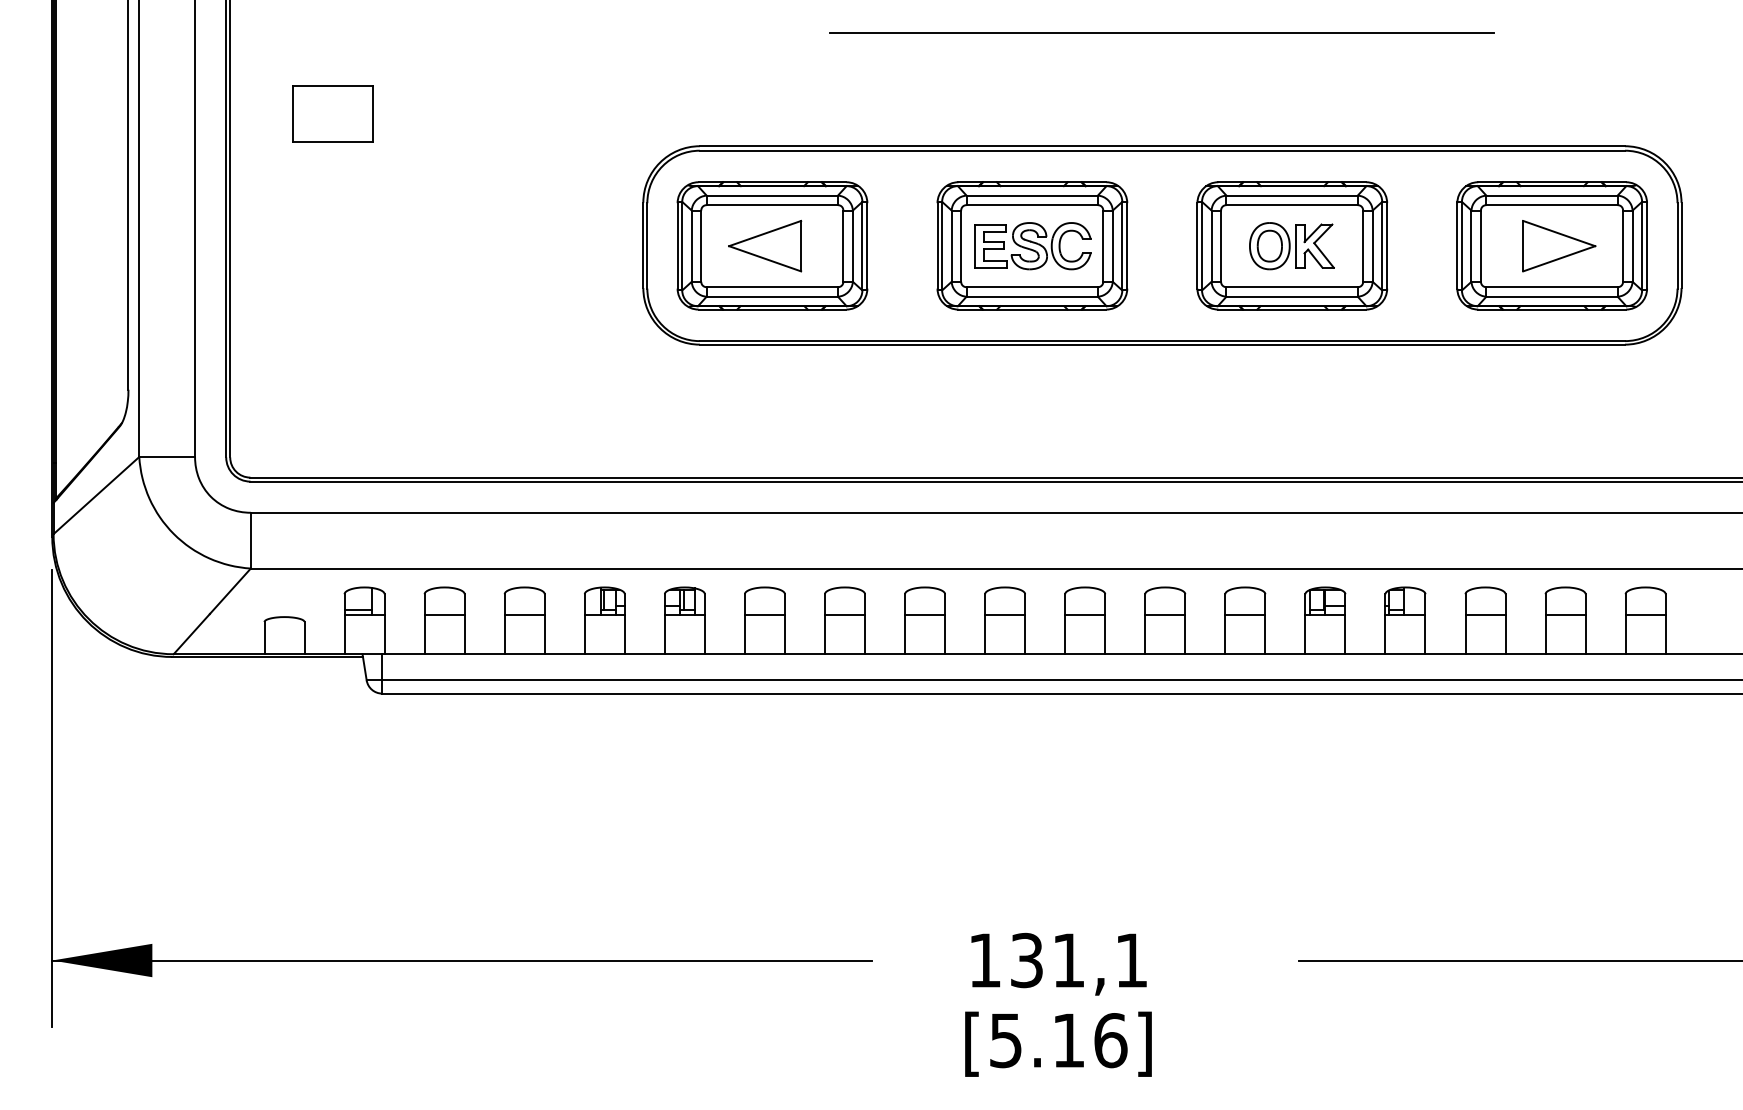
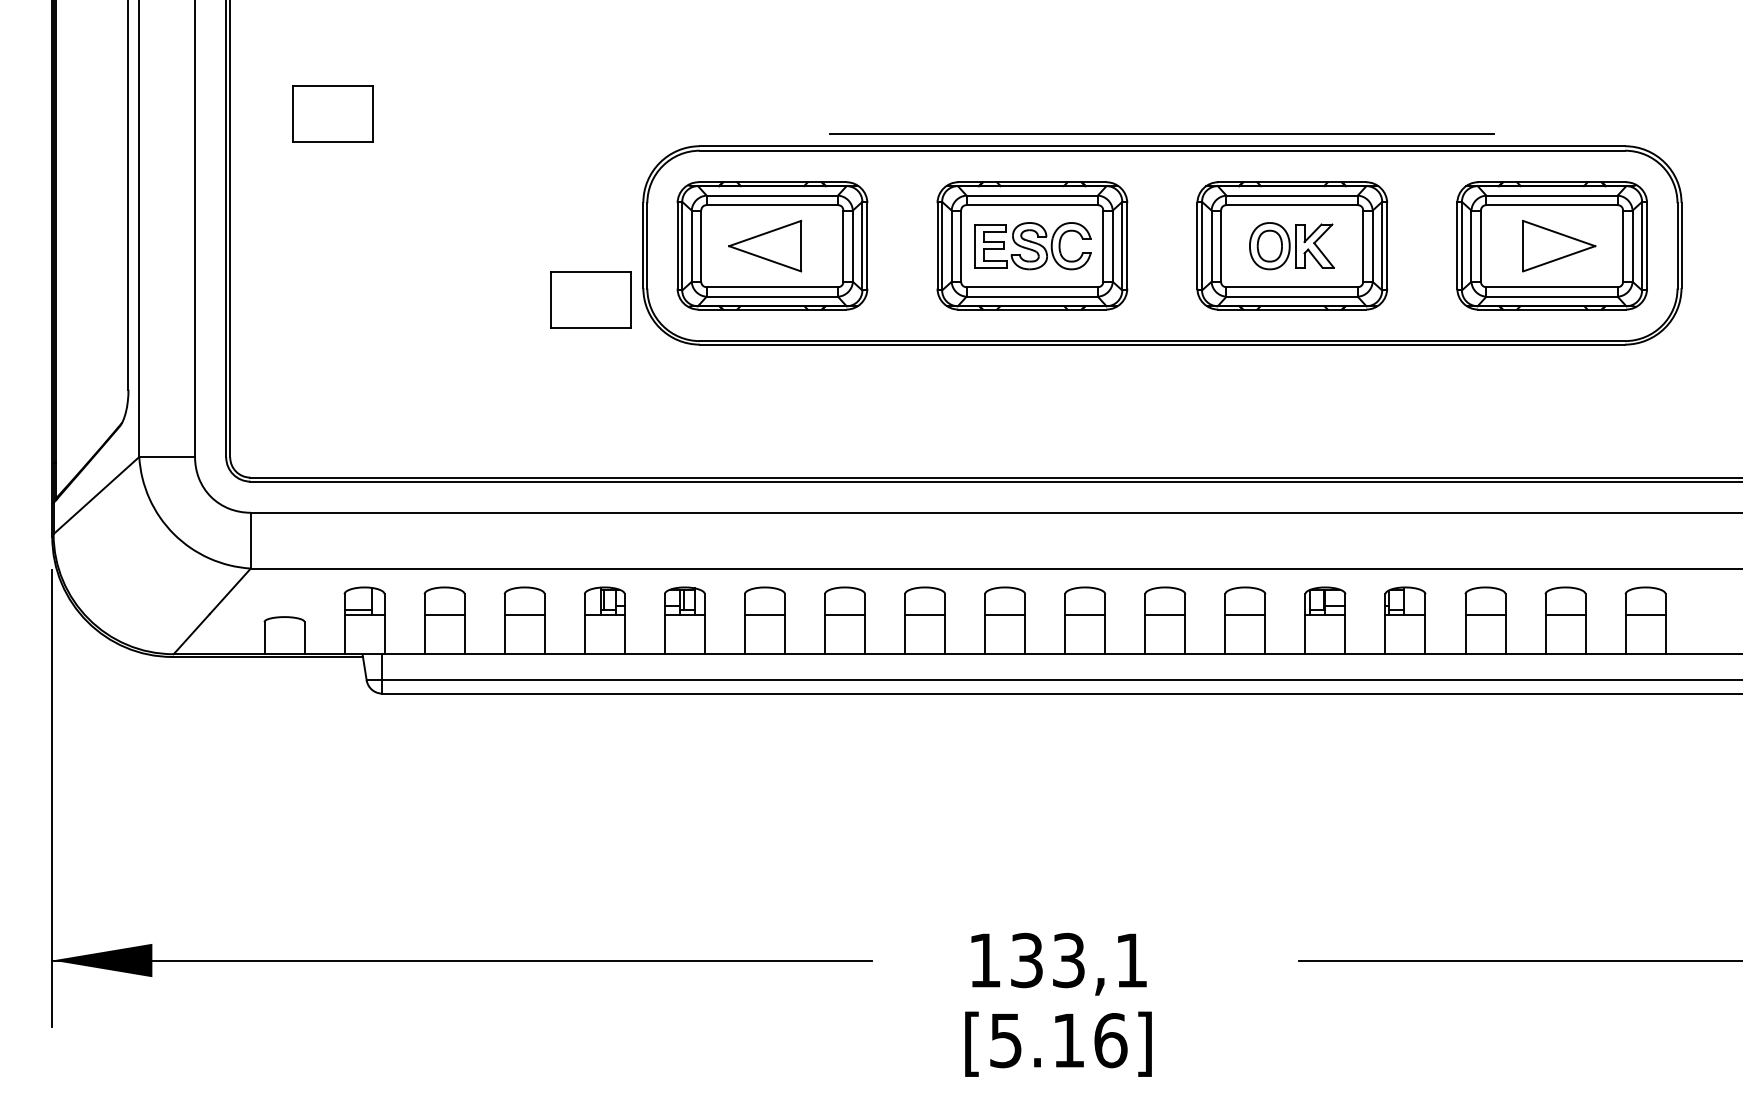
line position: (1161, 32) -> (1161, 133) (1161, 133)
part: none -> present (590, 299)
text: 131,1 -> 133,1 (1068, 960)
